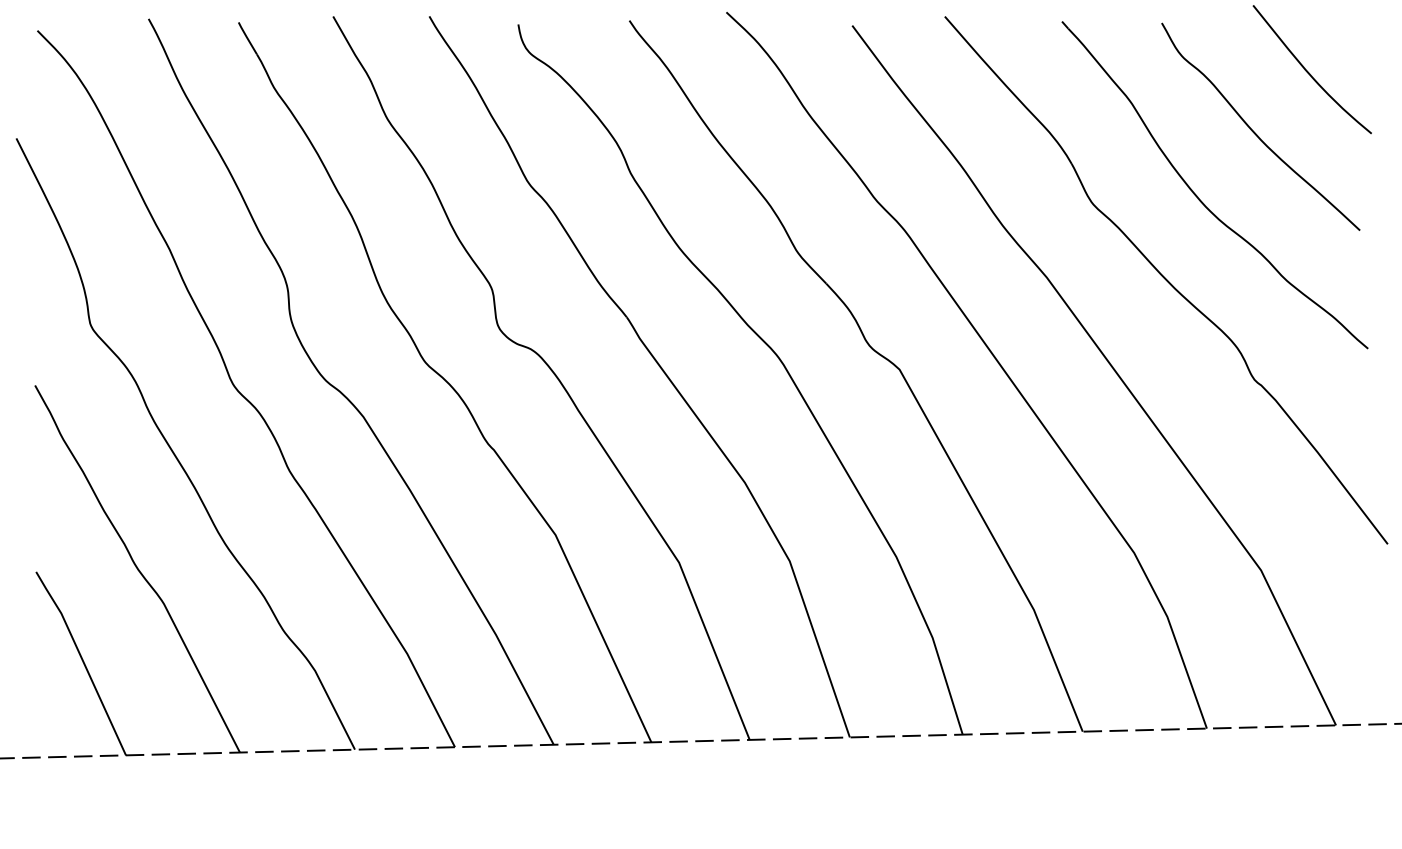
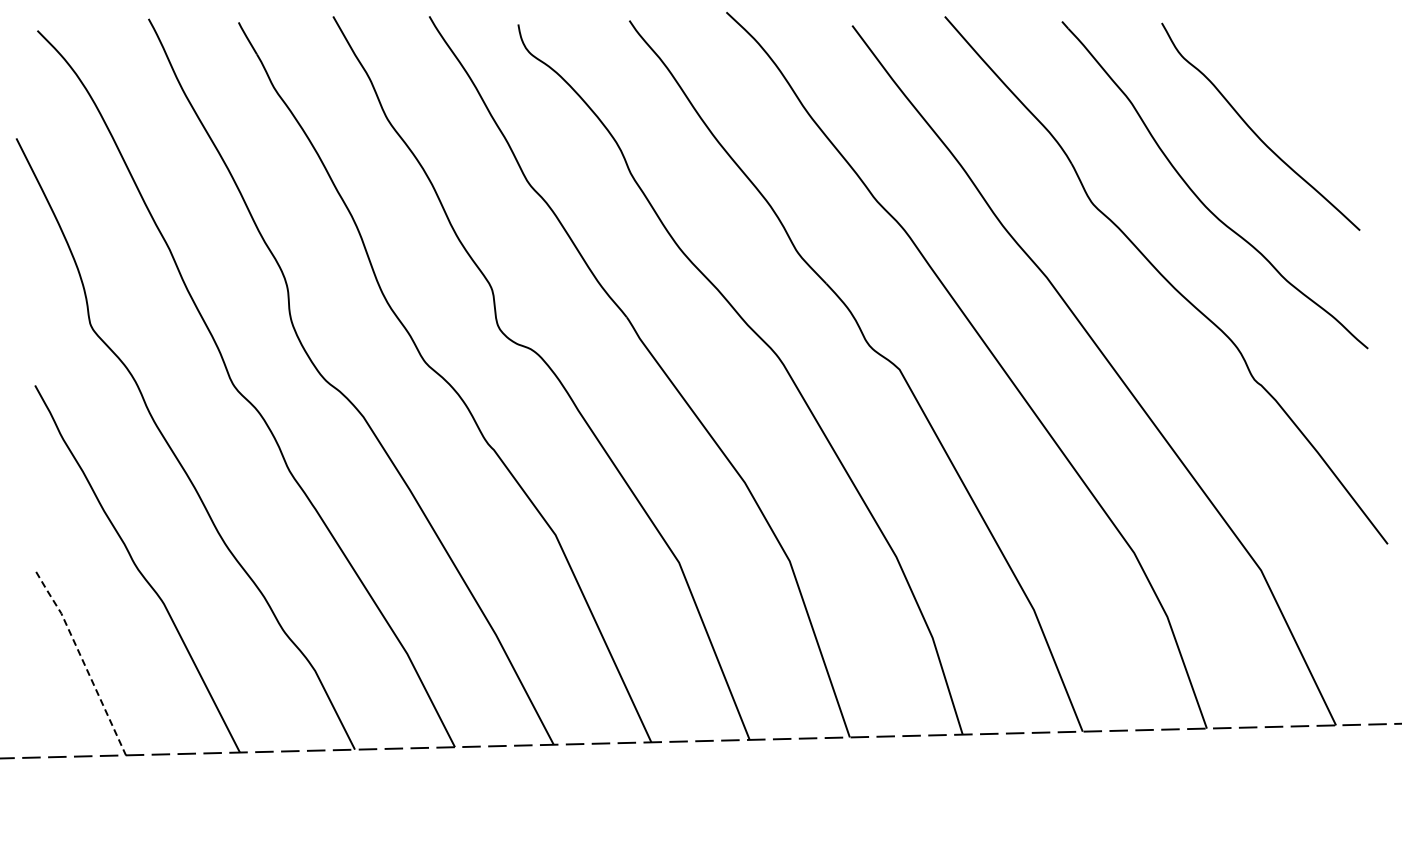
curve: present -> none (1308, 71)
line: solid -> dashed (83, 661)
